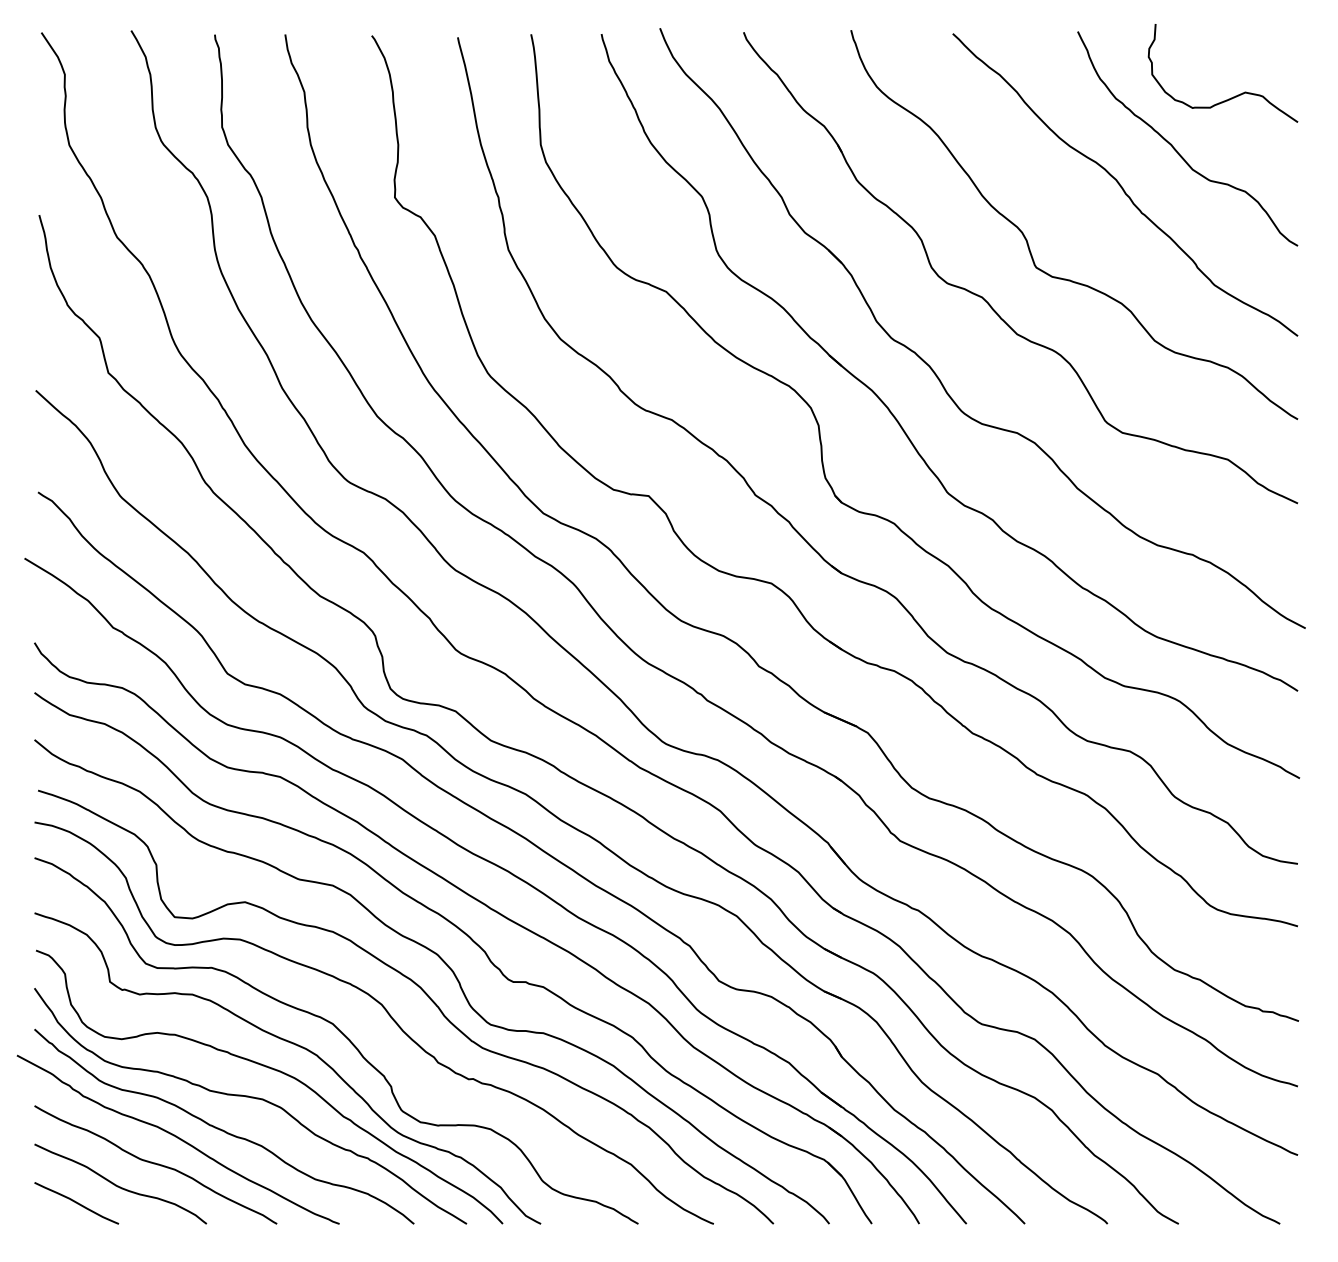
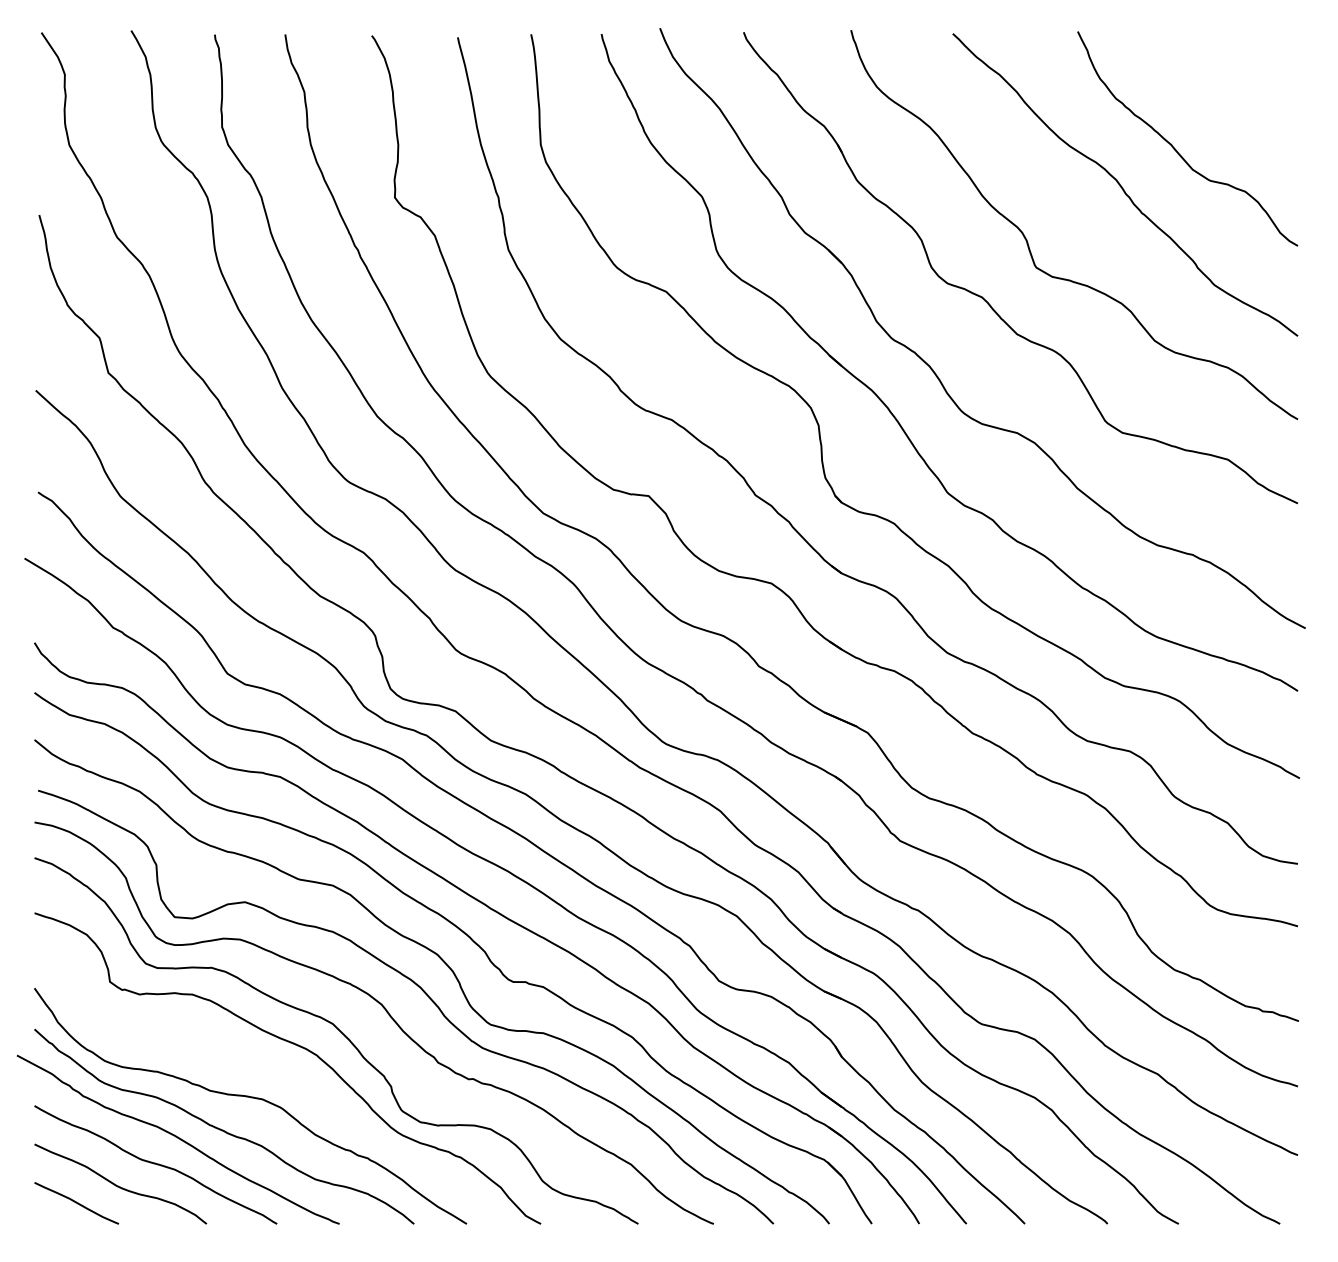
curve: present -> none (1233, 96)
curve: present -> none (276, 1071)
